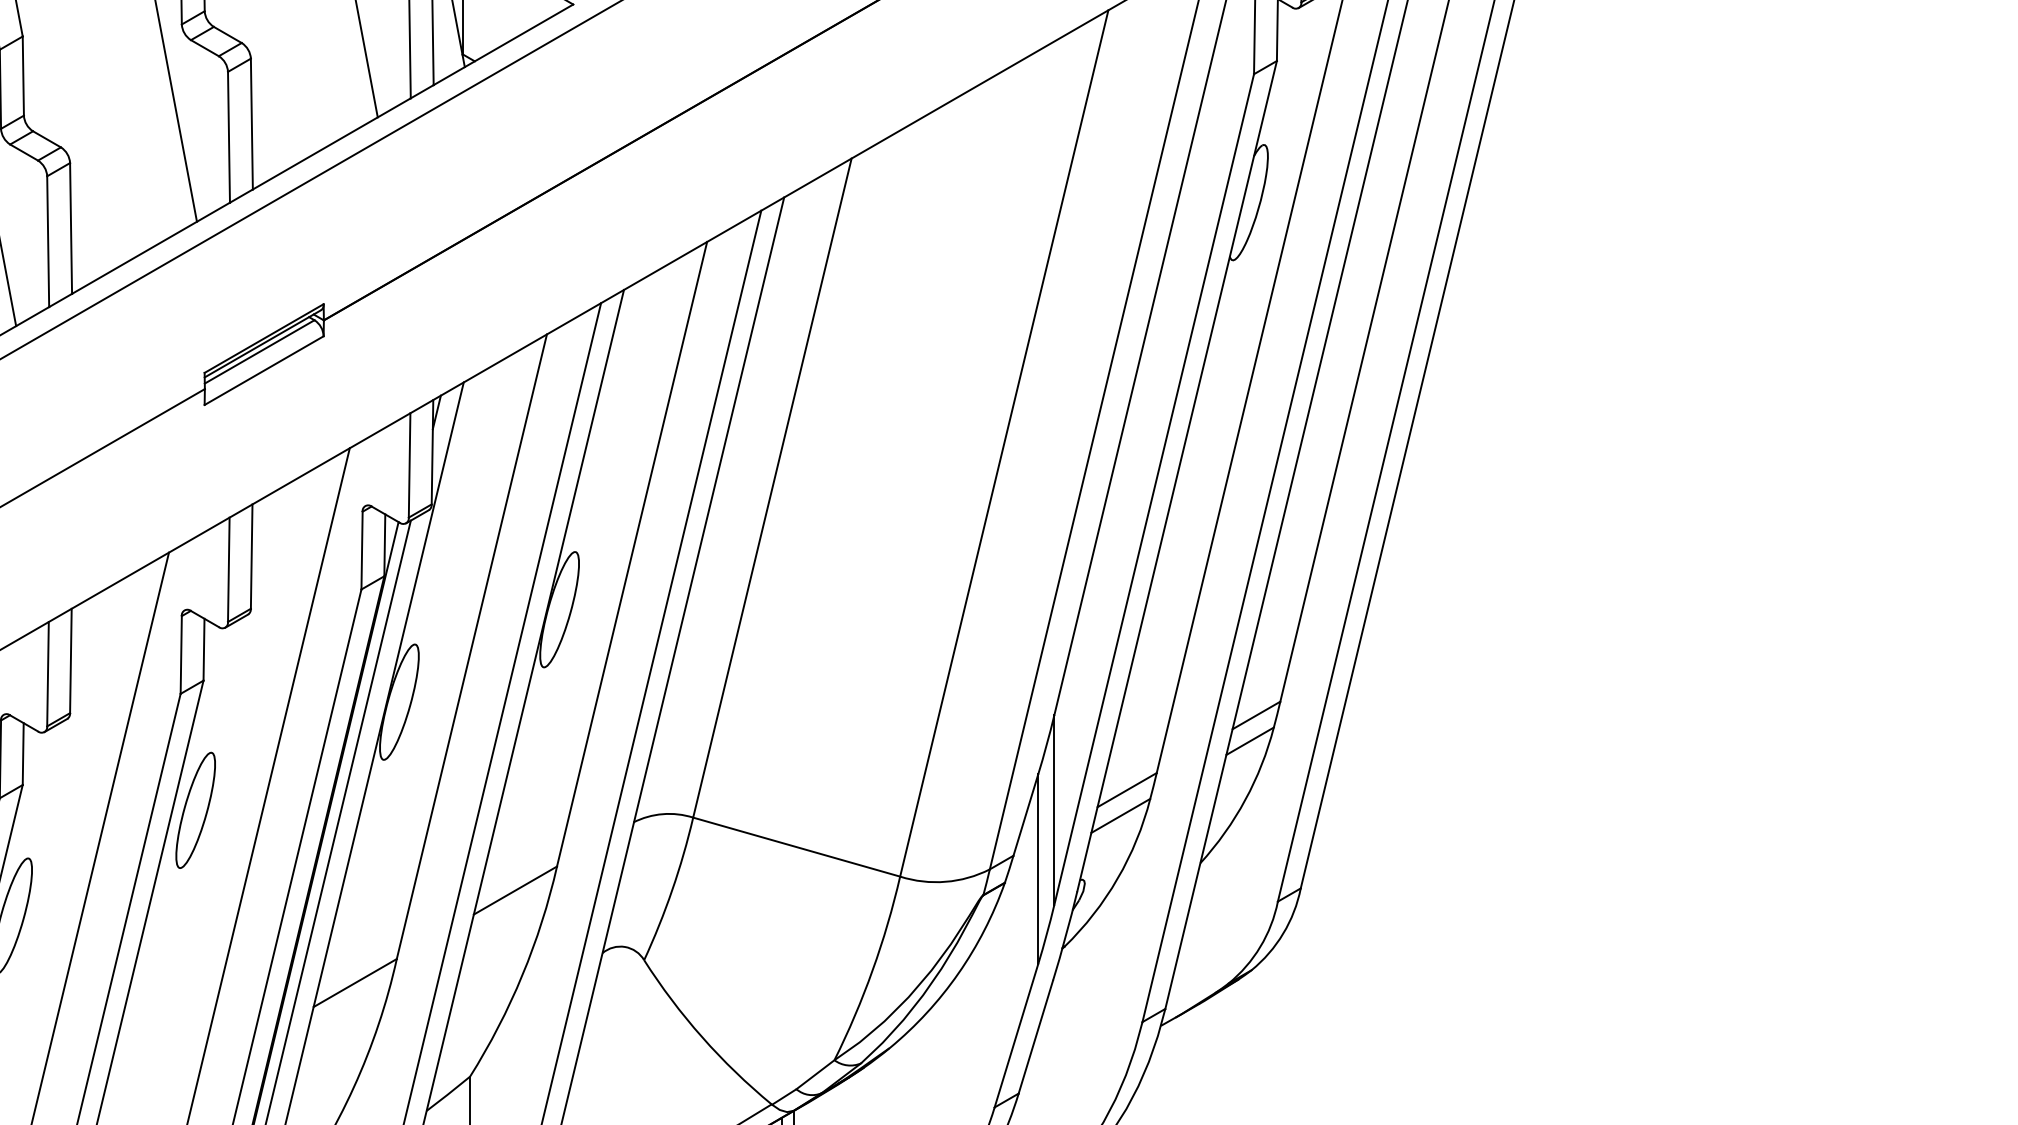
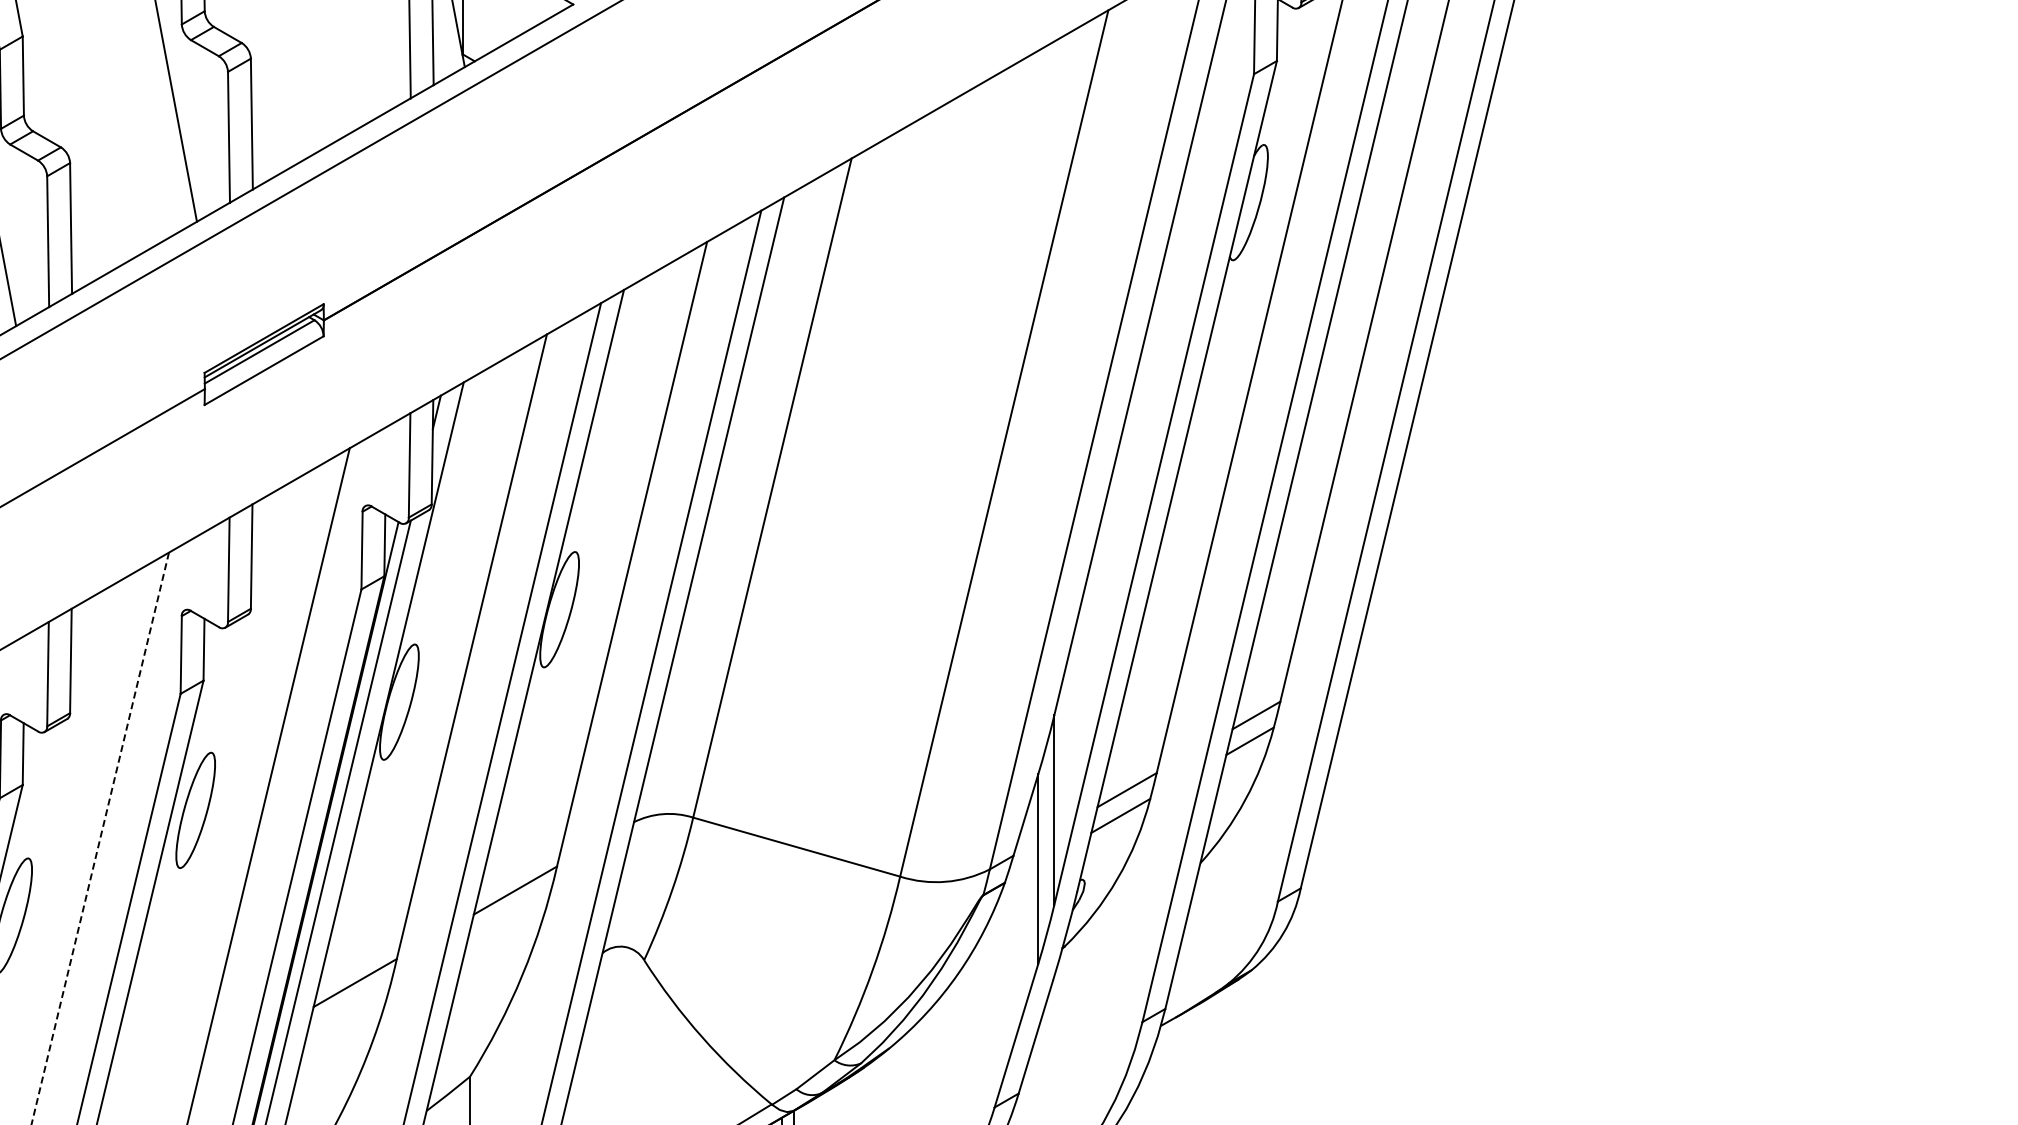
line: present -> none (366, 59)
line: solid -> dashed (100, 839)
